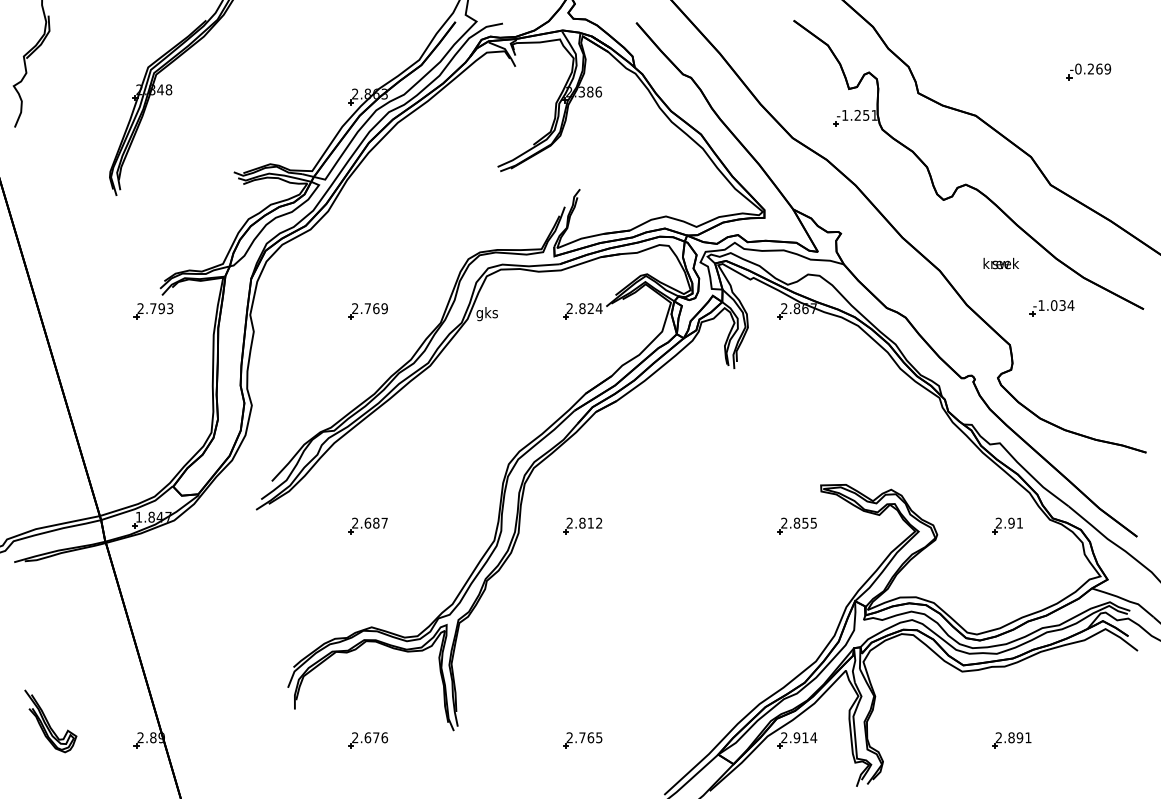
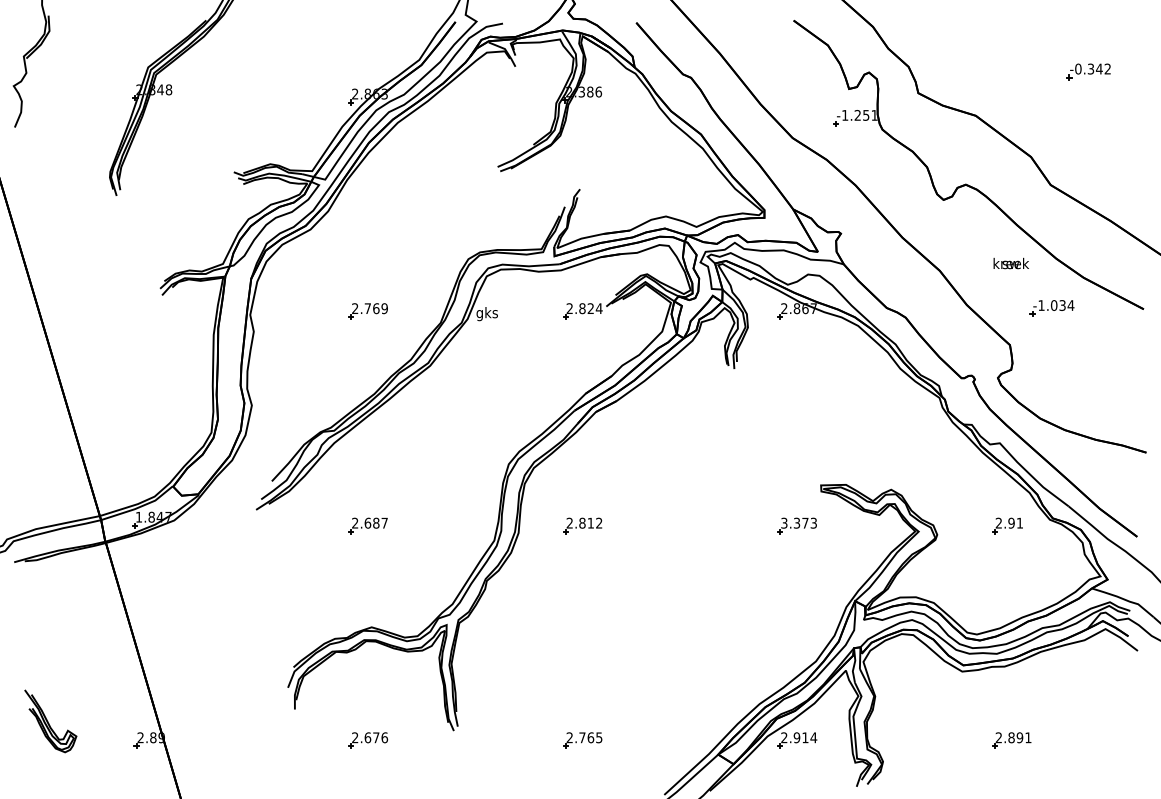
text: -0.269 -> -0.342 (1099, 68)
text position: (1000, 263) -> (1010, 263) (1010, 263)
part: present -> none (153, 311)
text: 2.855 -> 3.373 (798, 522)
